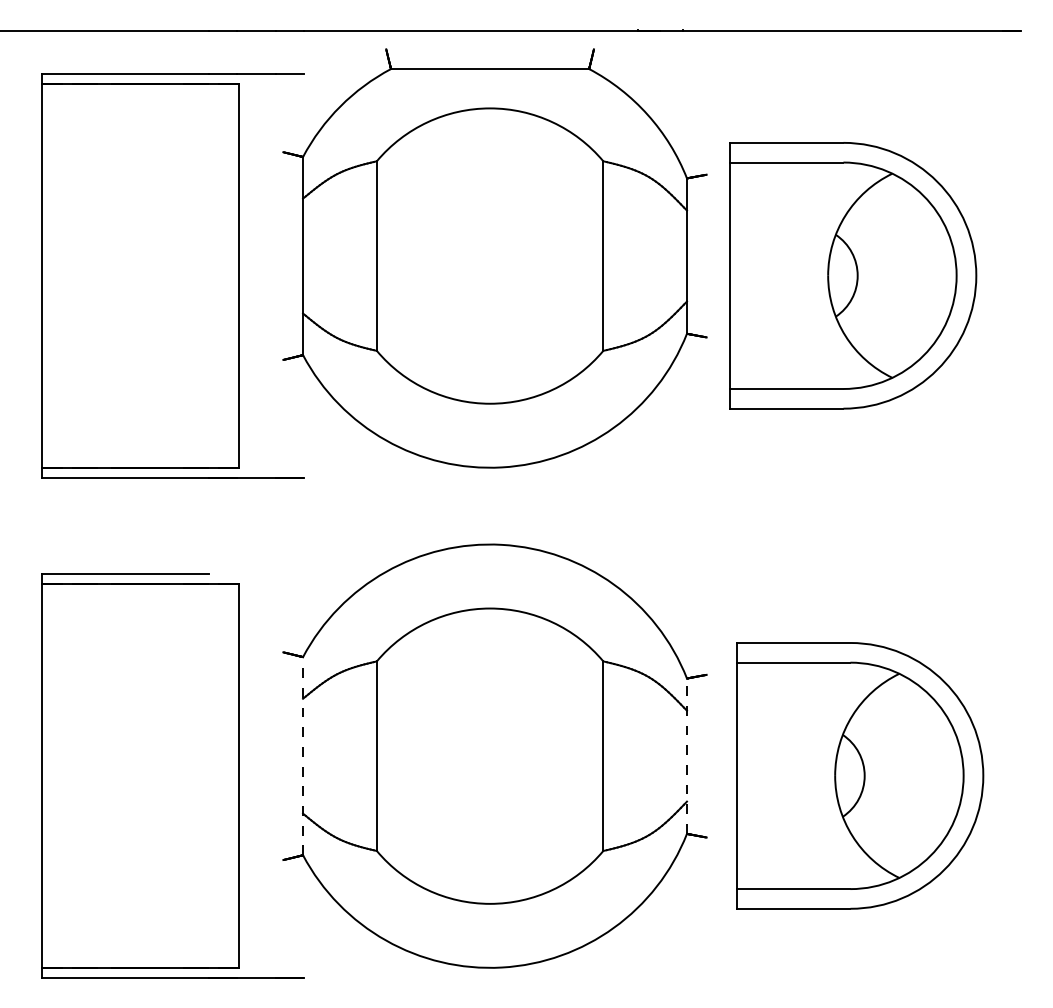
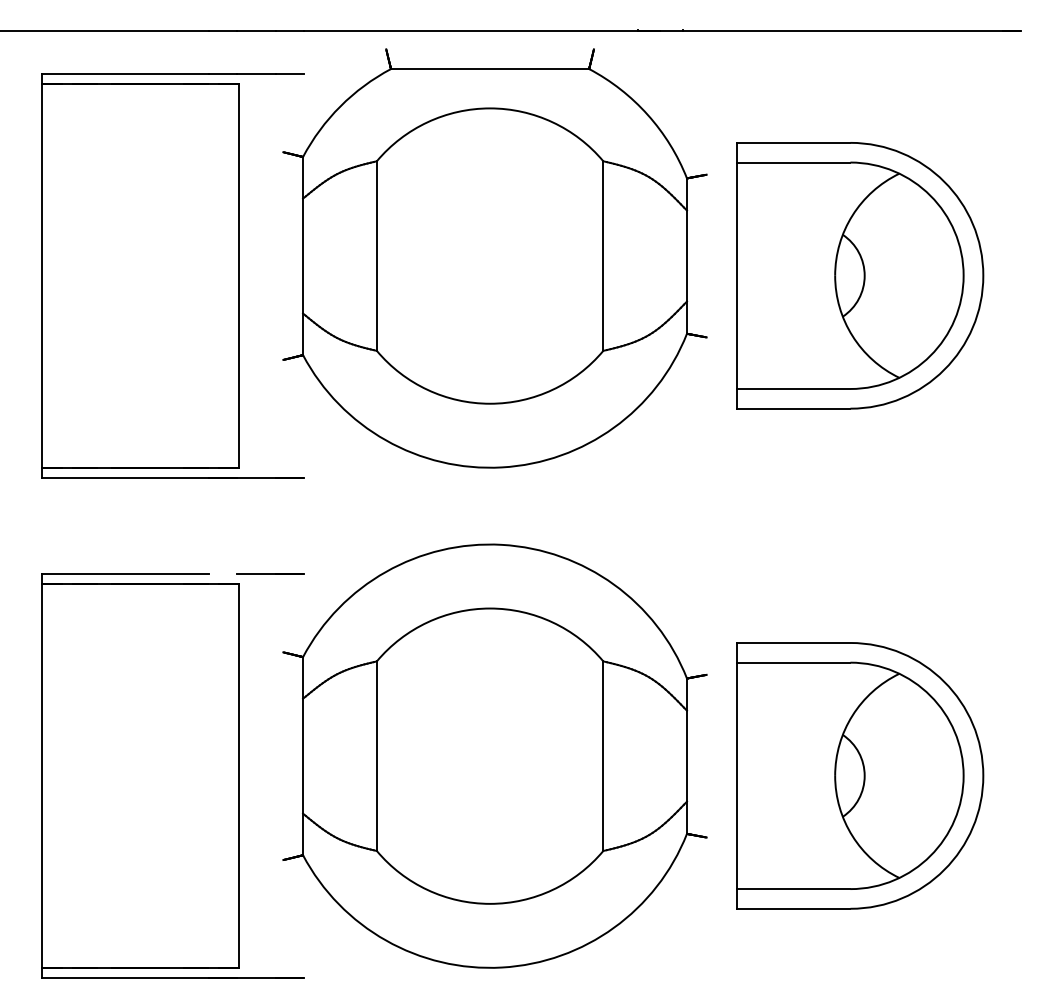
part position: (853, 275) -> (860, 275) (860, 275)
line: none -> present (270, 573)
line: dashed -> solid (303, 755)
line: dashed -> solid (687, 756)
